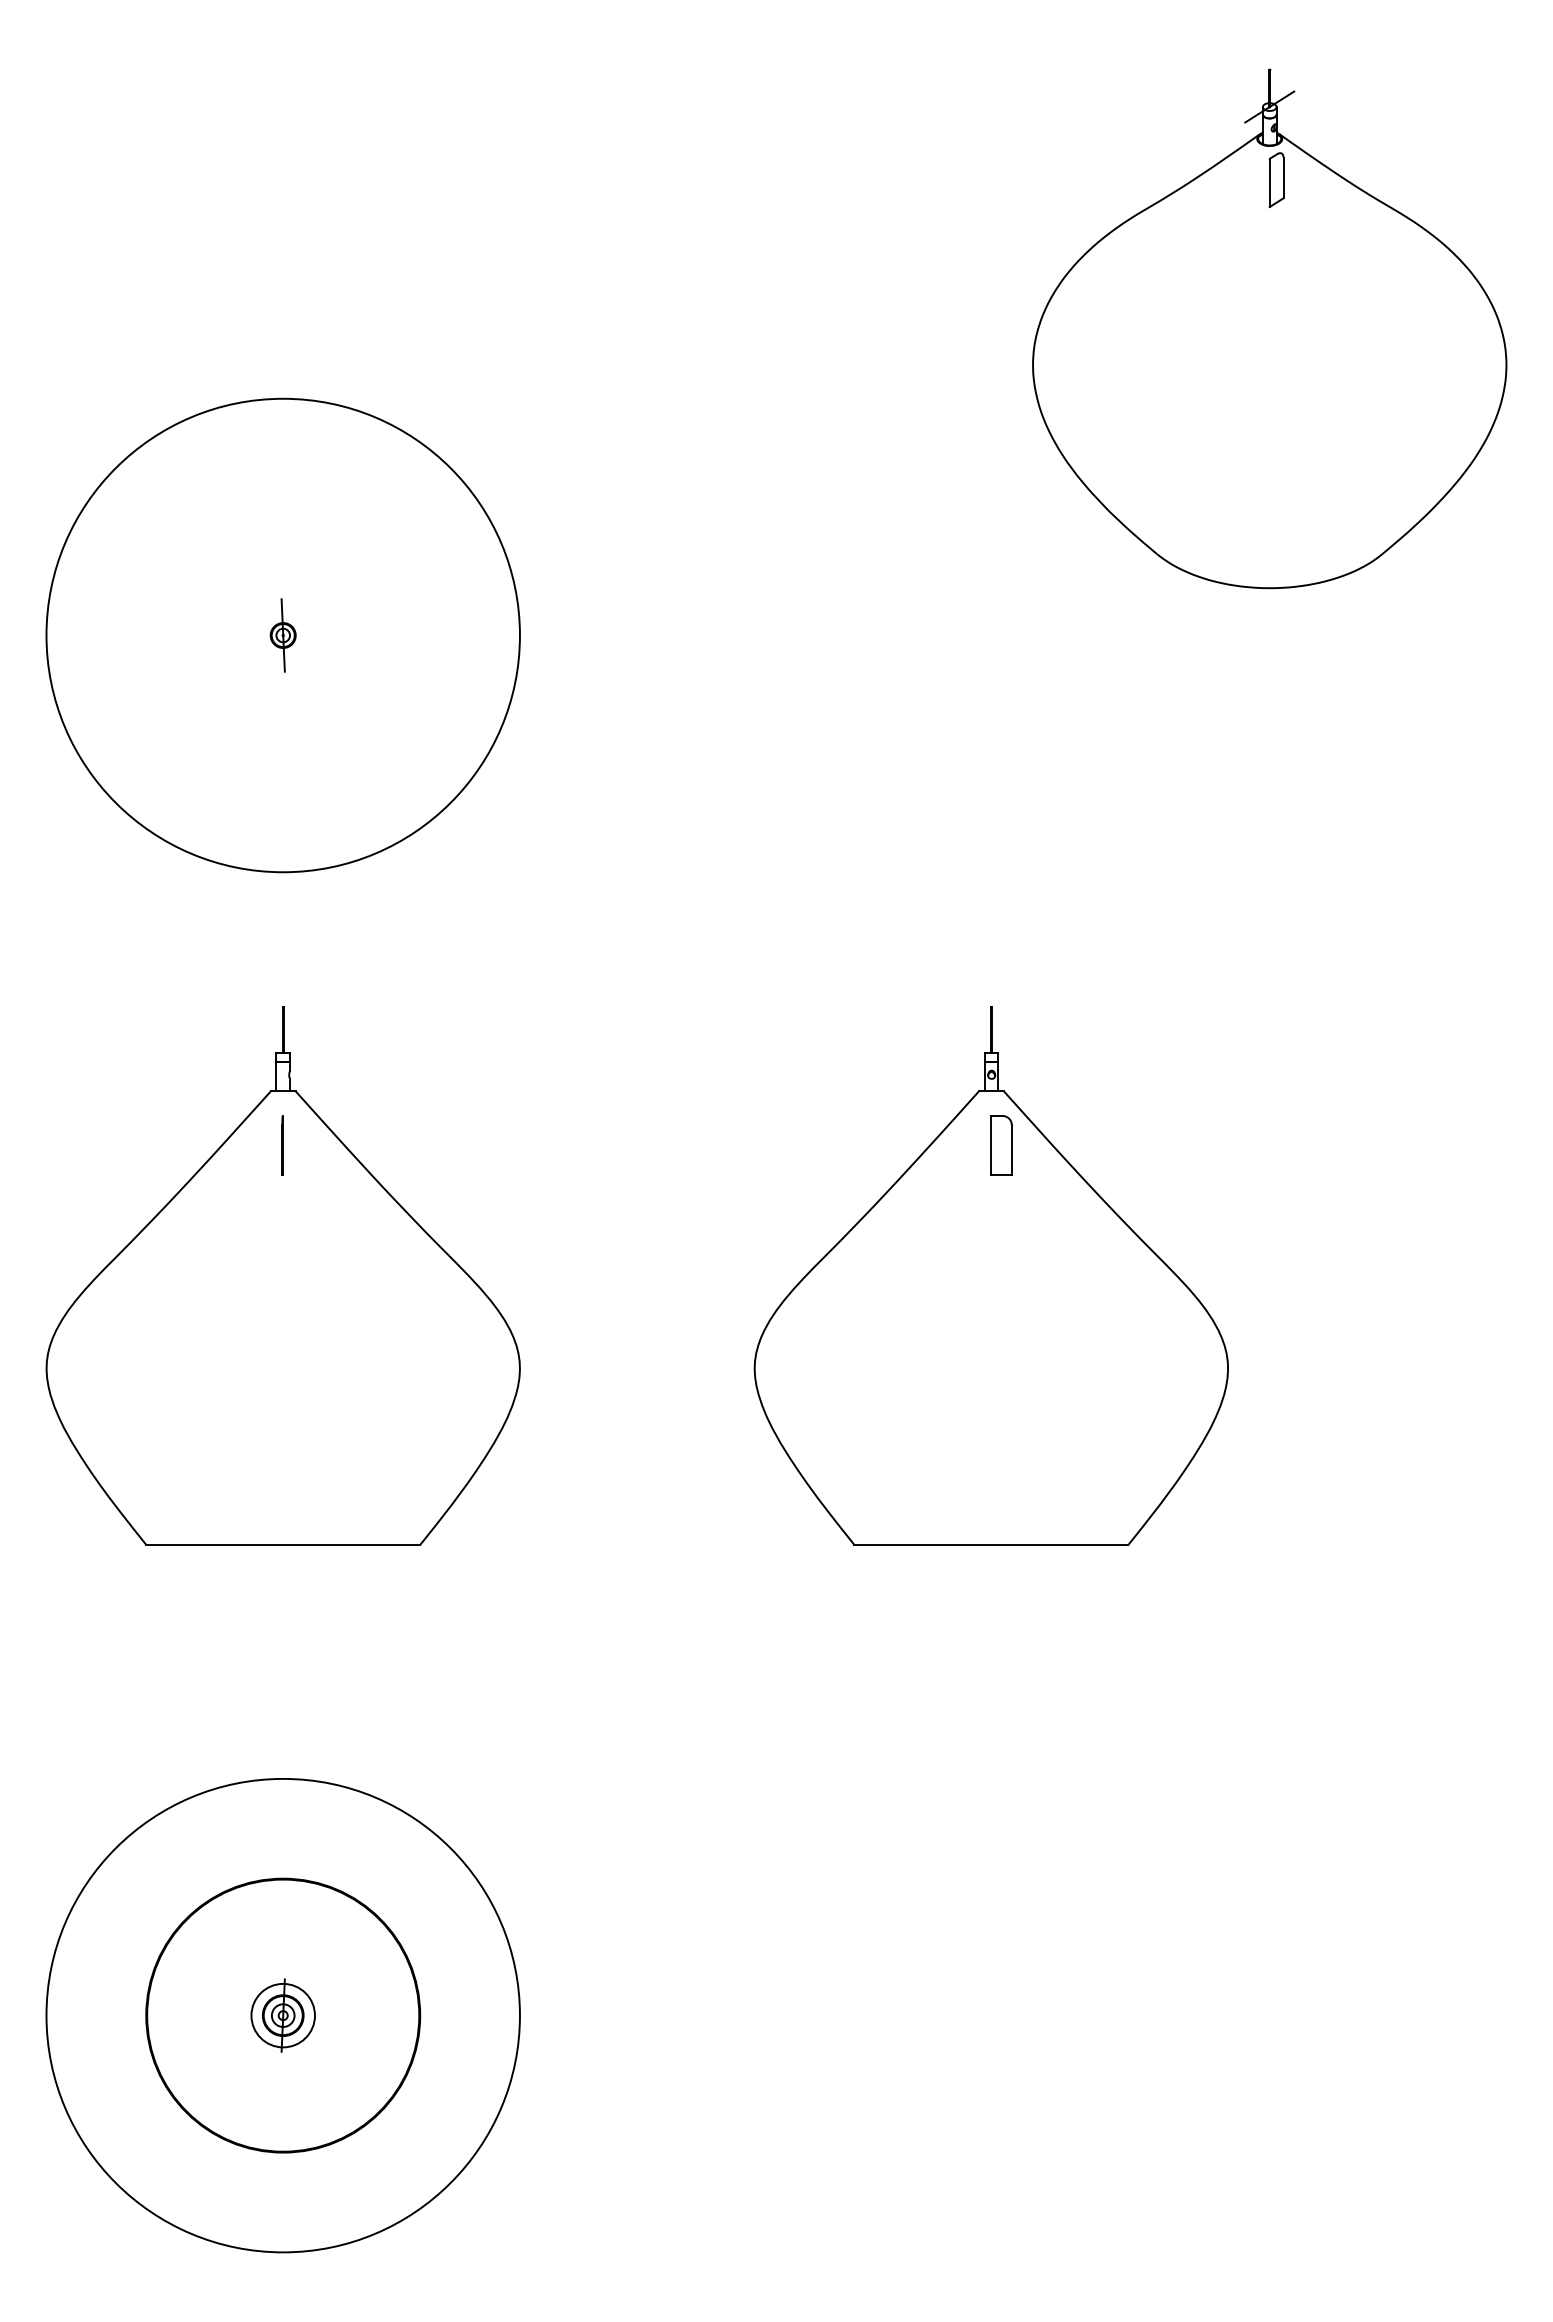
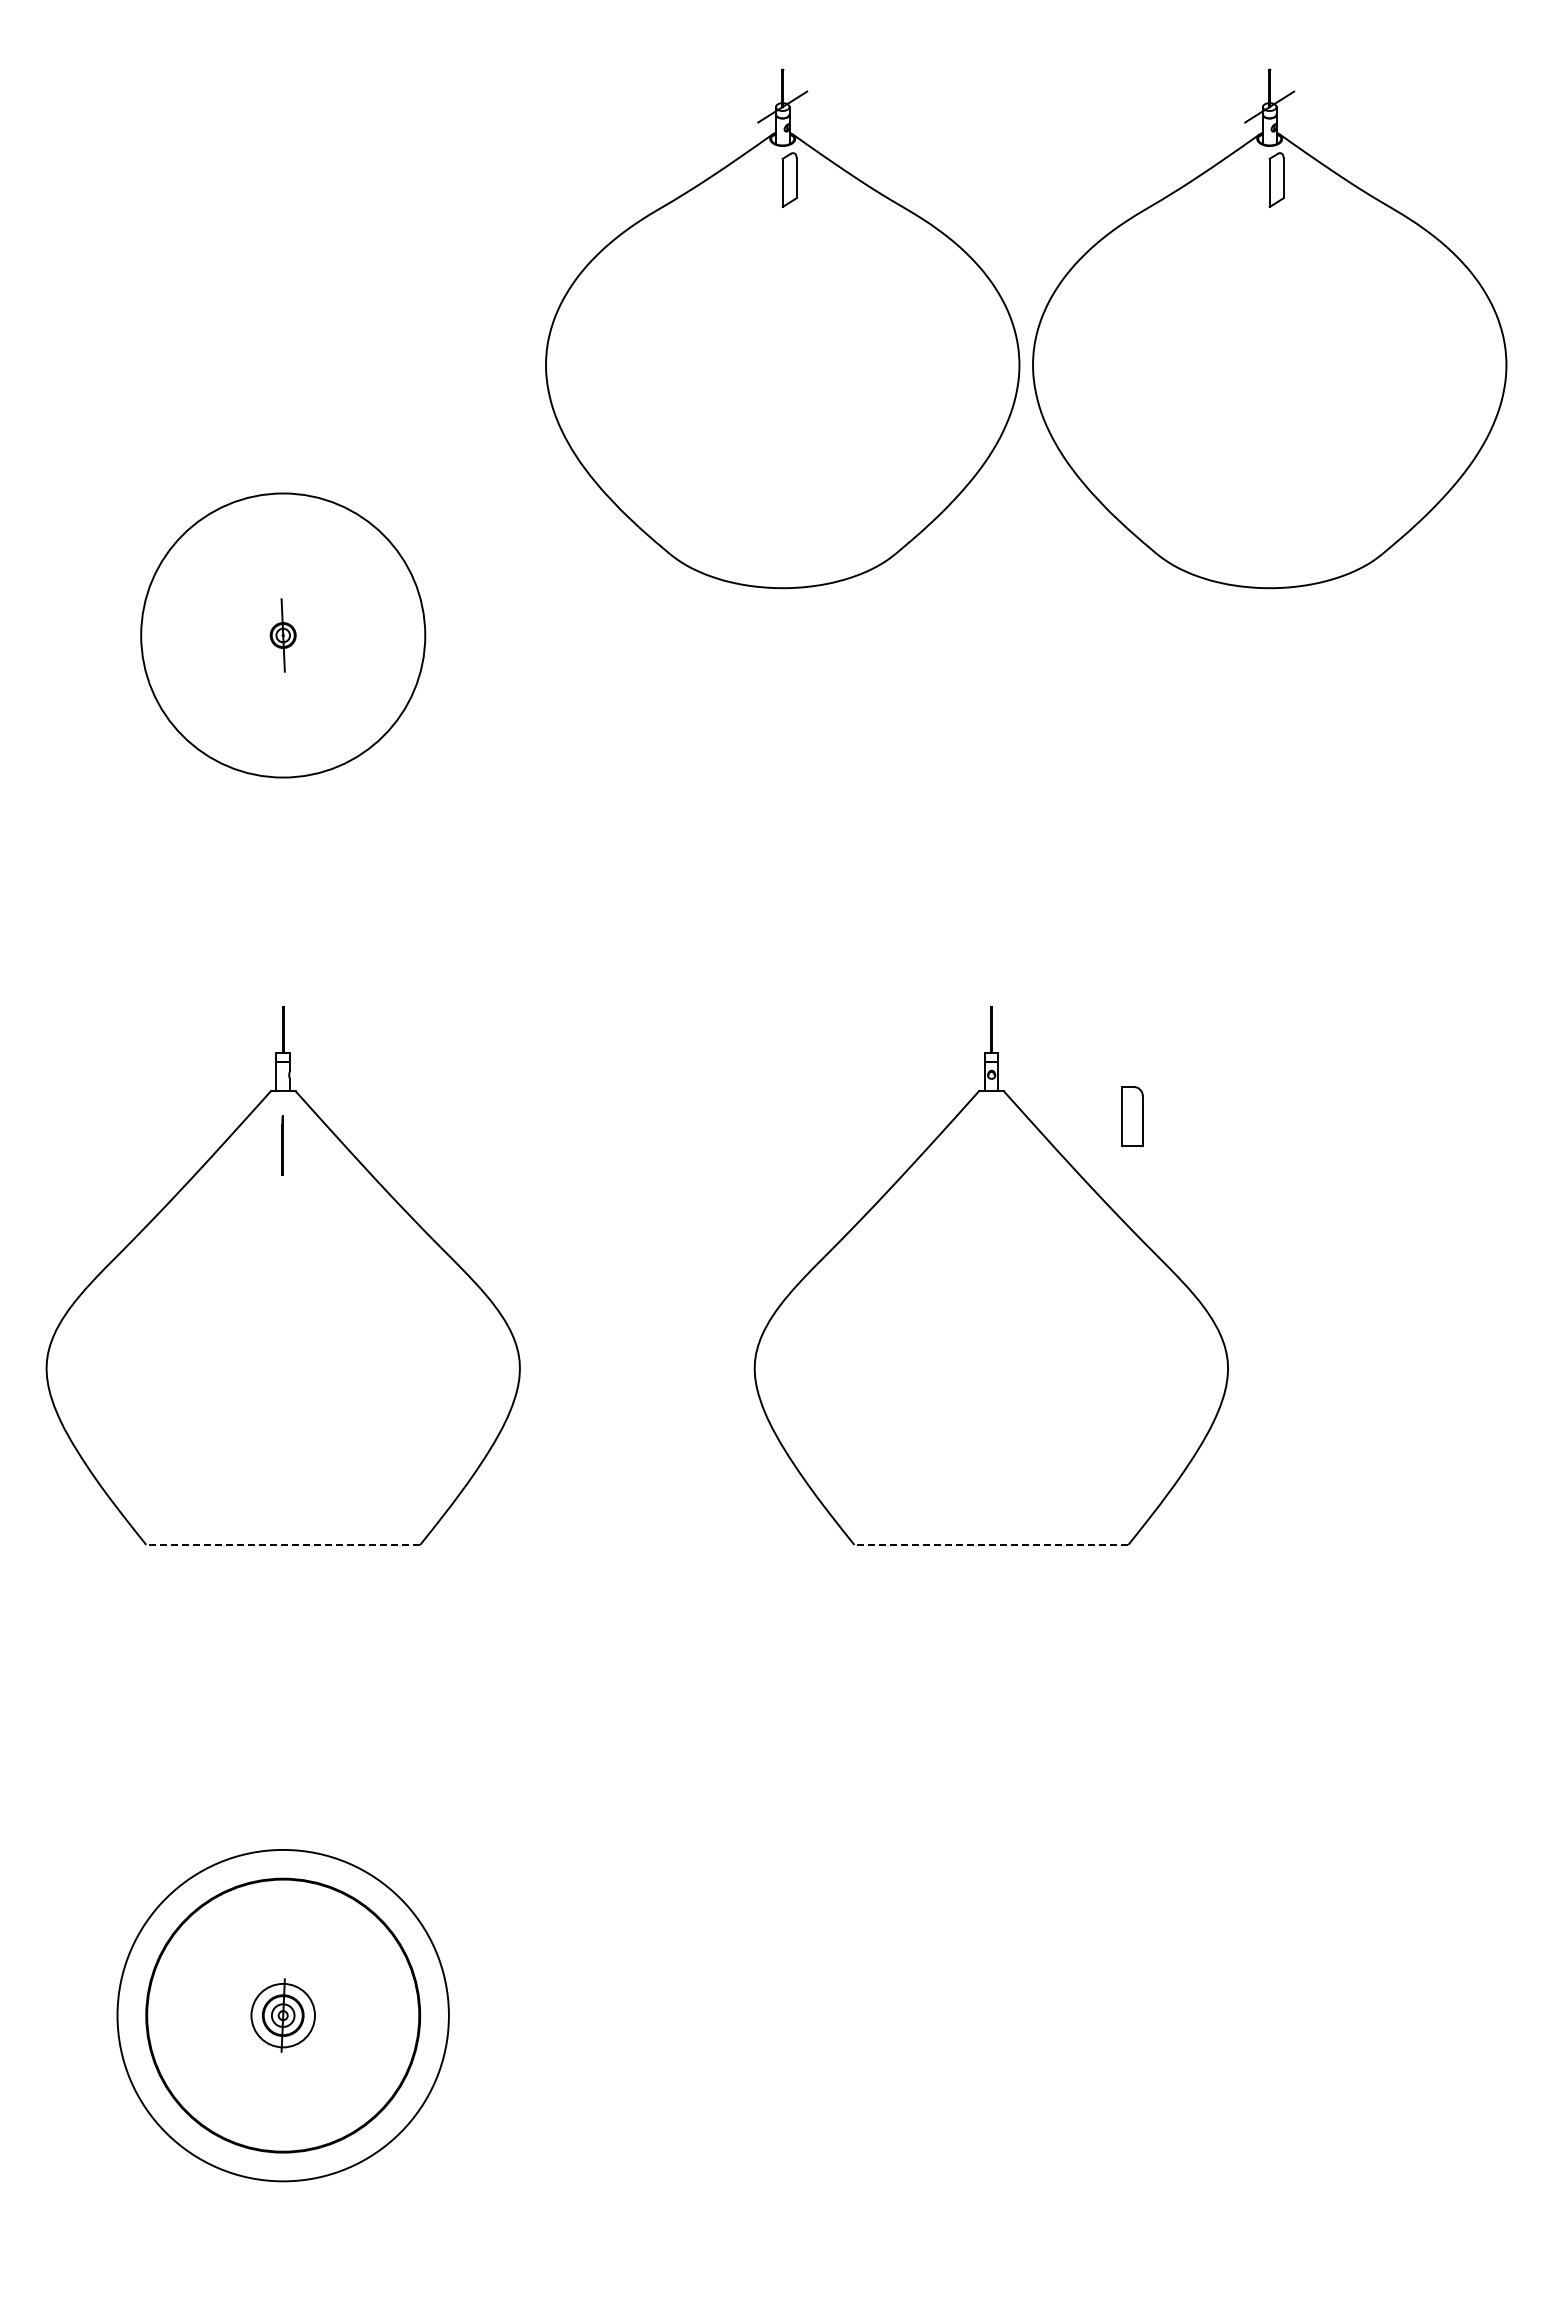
part: none -> present (782, 328)
circle diameter: 473 px -> 284 px (283, 635)
part position: (1001, 1145) -> (1132, 1116) (1132, 1116)
line: solid -> dashed (282, 1544)
line: solid -> dashed (991, 1544)
circle diameter: 473 px -> 331 px (282, 2015)
